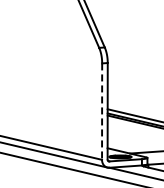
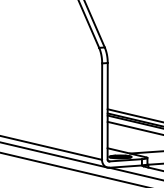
line: dashed -> solid (102, 112)
line: none -> present (133, 127)
